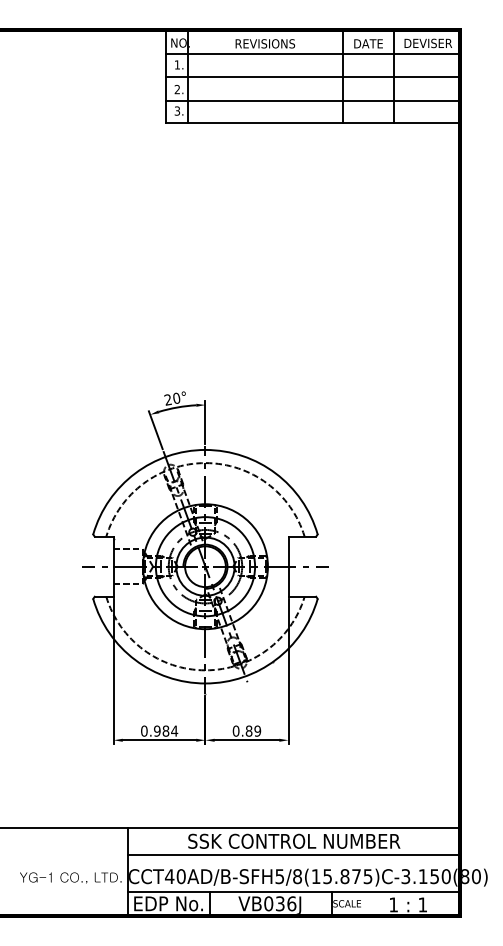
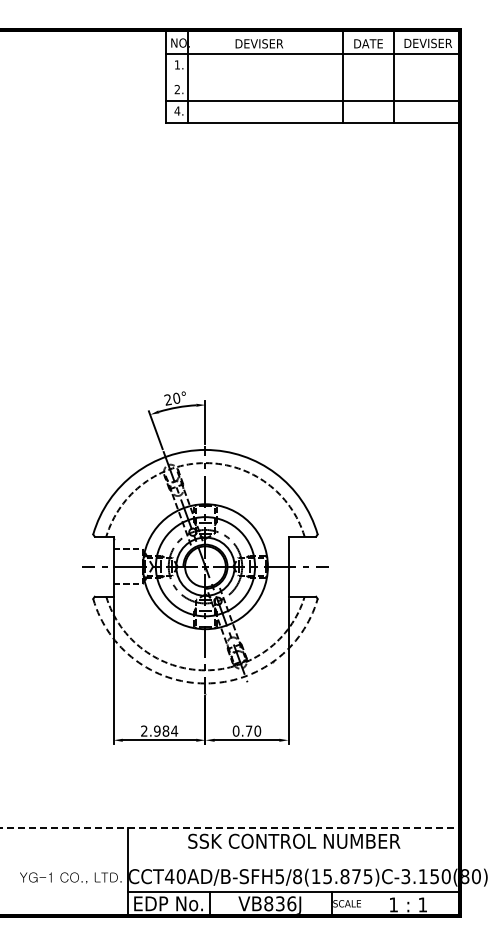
text: REVISIONS -> DEVISER (265, 43)
line: present -> none (313, 77)
text: 3. -> 4. (177, 110)
arc: solid -> dashed (205, 683)
text: 0.984 -> 2.984 (144, 730)
text: 0.89 -> 0.70 (252, 730)
line: solid -> dashed (230, 827)
line: present -> none (293, 855)
text: VB036J -> VB836J (268, 903)
